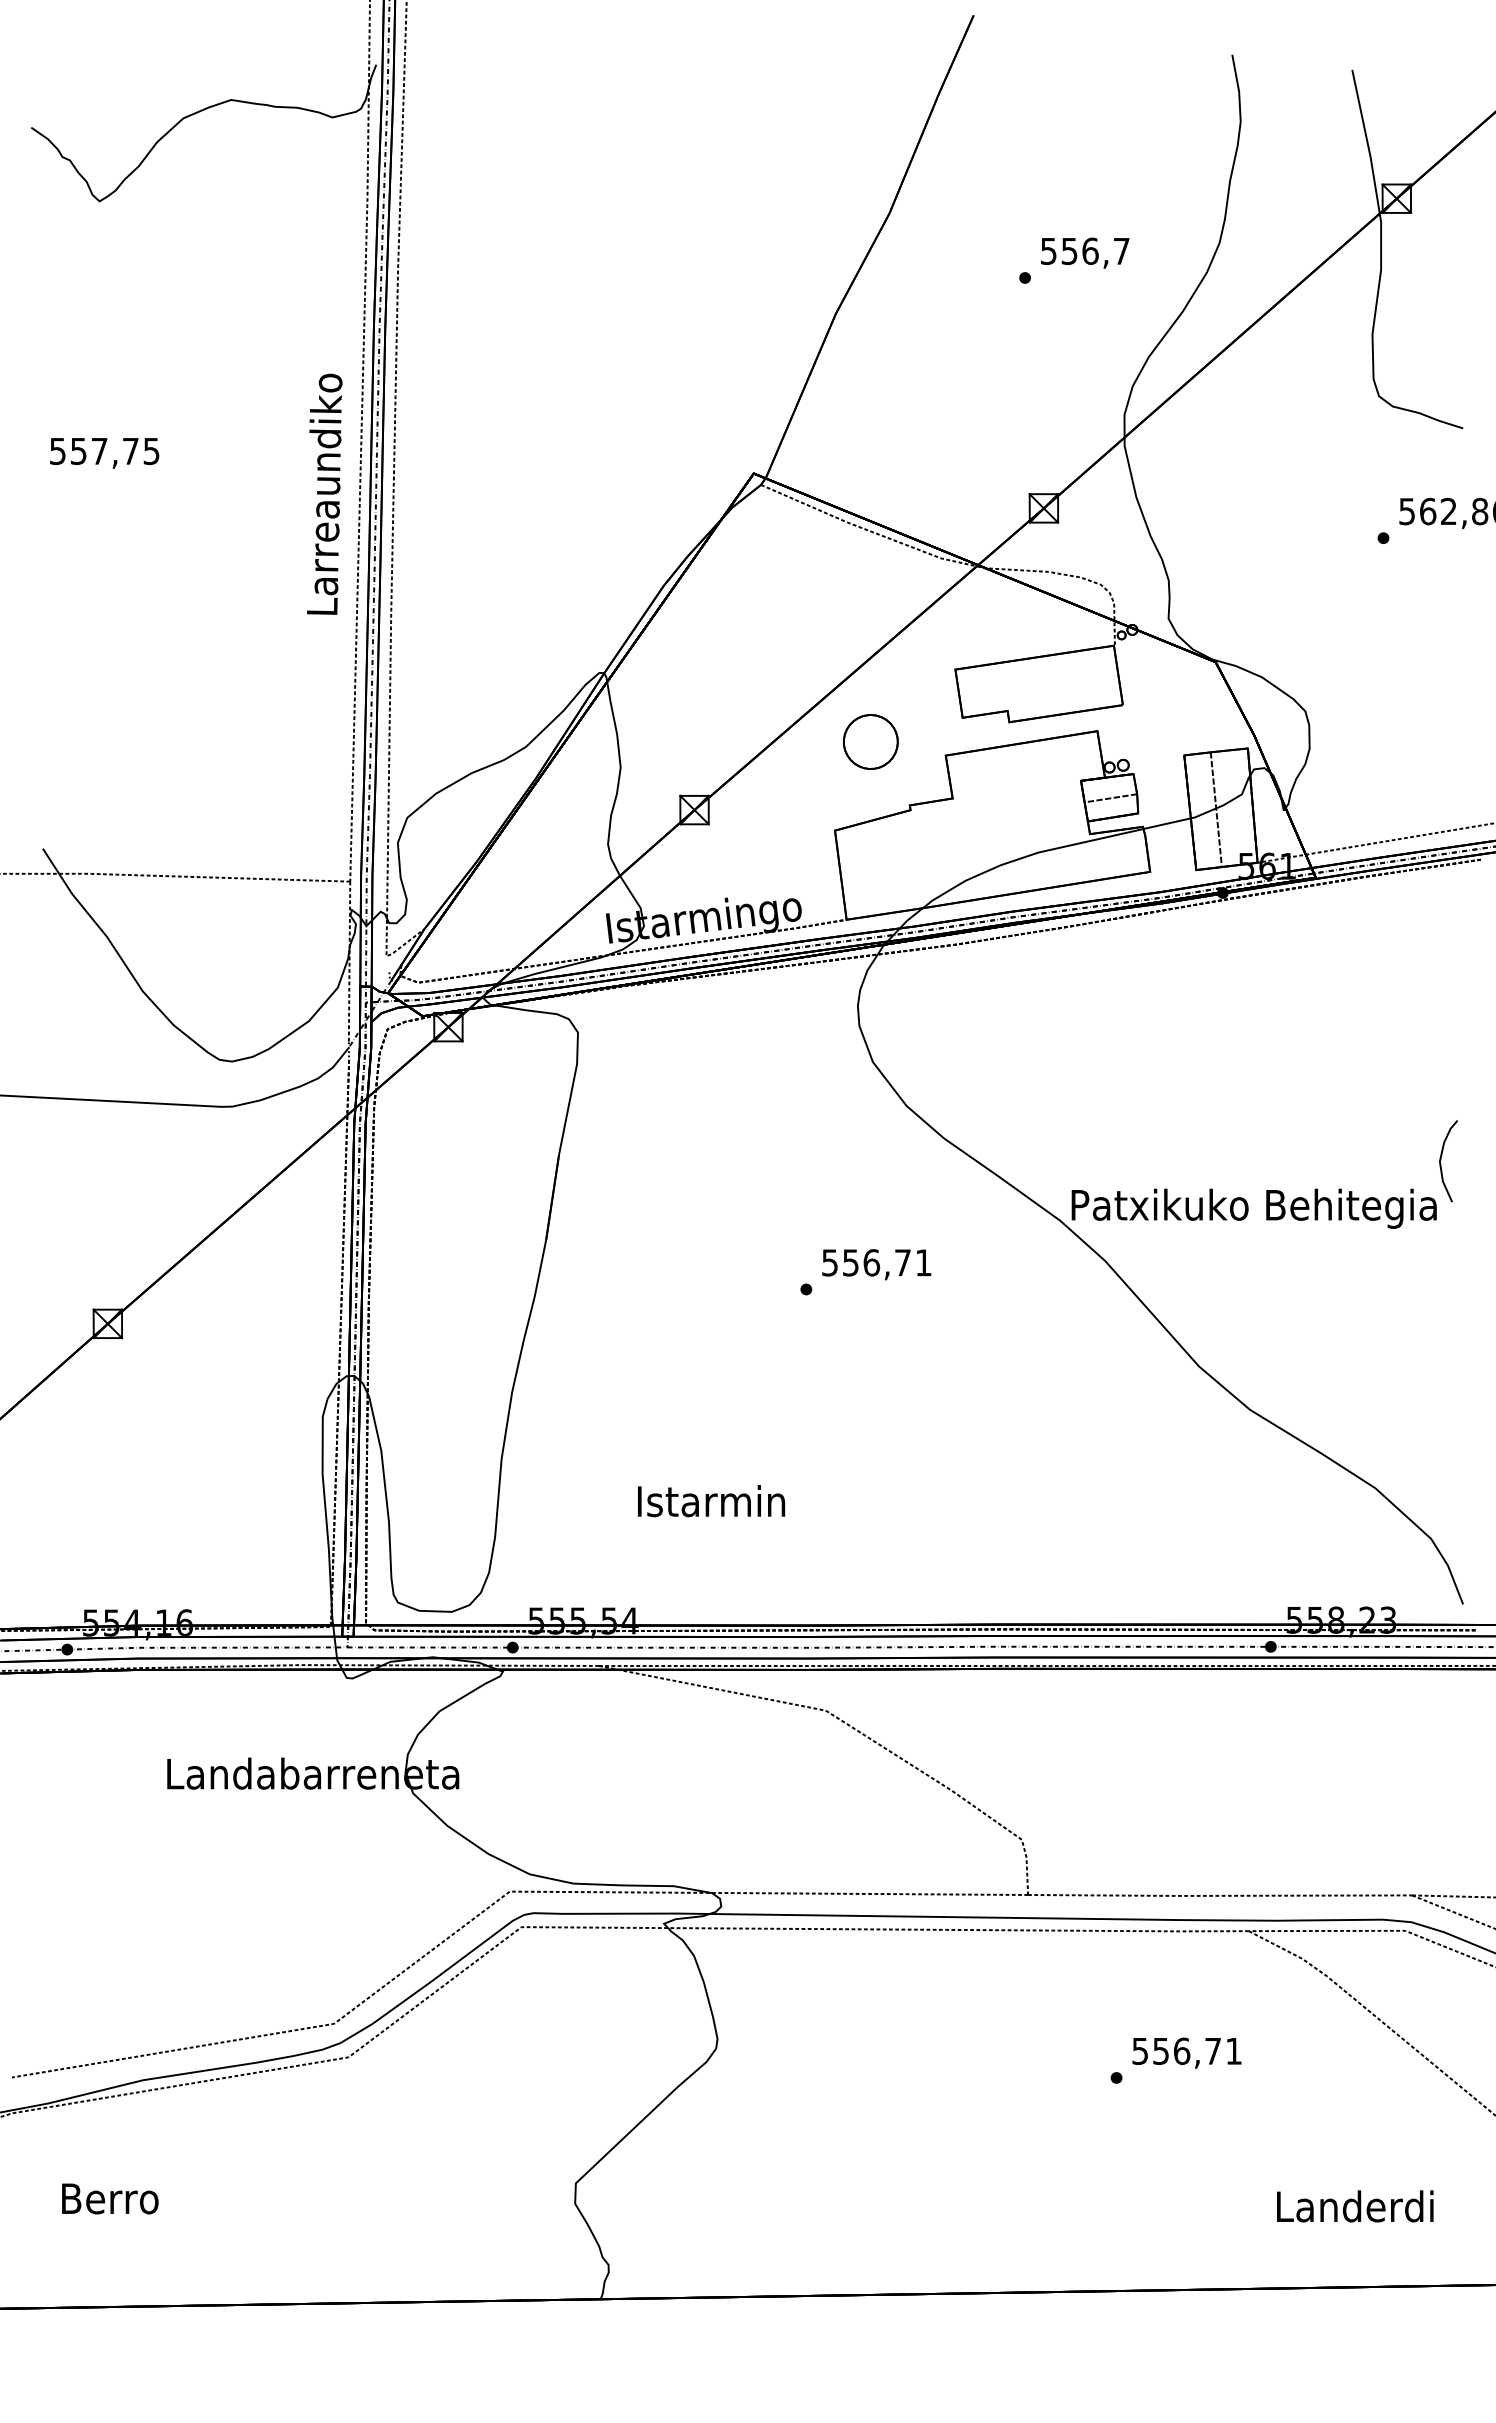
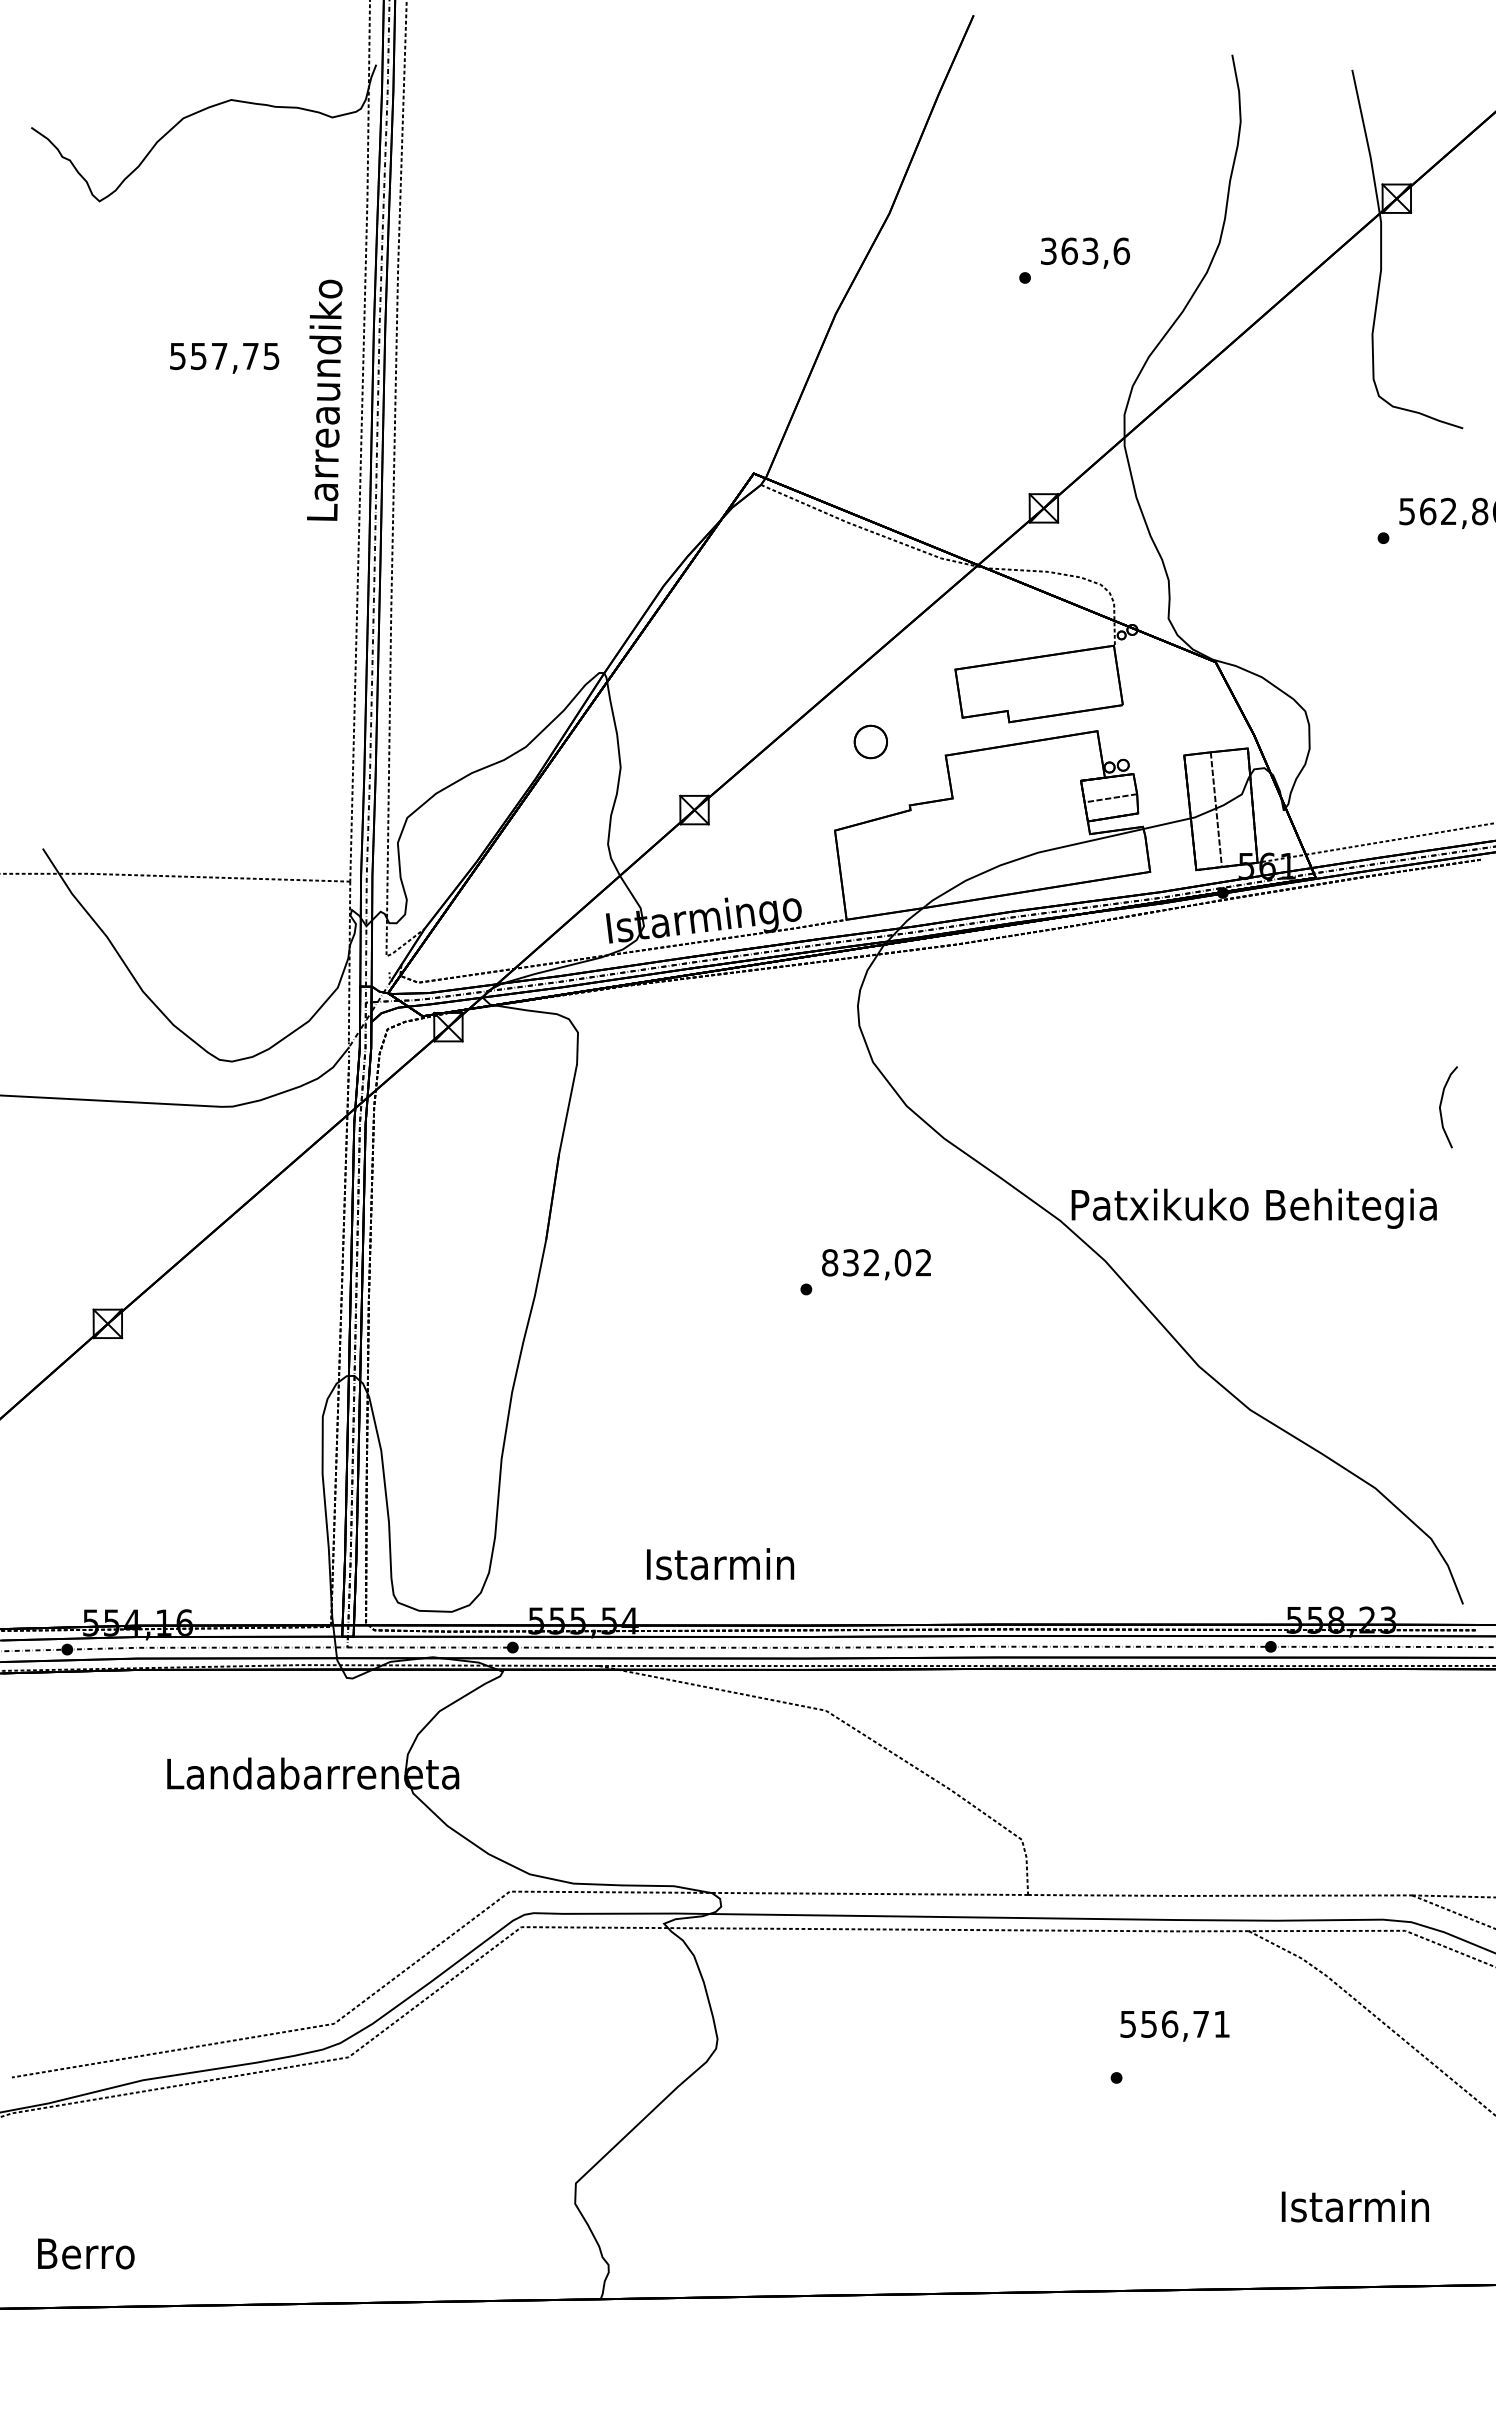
text: 556,7 -> 363,6 (1085, 251)
text position: (104, 453) -> (224, 358) (224, 358)
text position: (324, 493) -> (324, 399) (324, 399)
part size: 56x56 px -> 35x36 px (870, 741)
curve position: (1441, 1159) -> (1441, 1105) (1441, 1105)
text: 556,71 -> 832,02 (876, 1262)
text position: (711, 1501) -> (720, 1564) (720, 1564)
text position: (1186, 2052) -> (1174, 2025) (1174, 2025)
text position: (110, 2198) -> (86, 2253) (86, 2253)
text: Landerdi -> Istarmin (1355, 2206)
